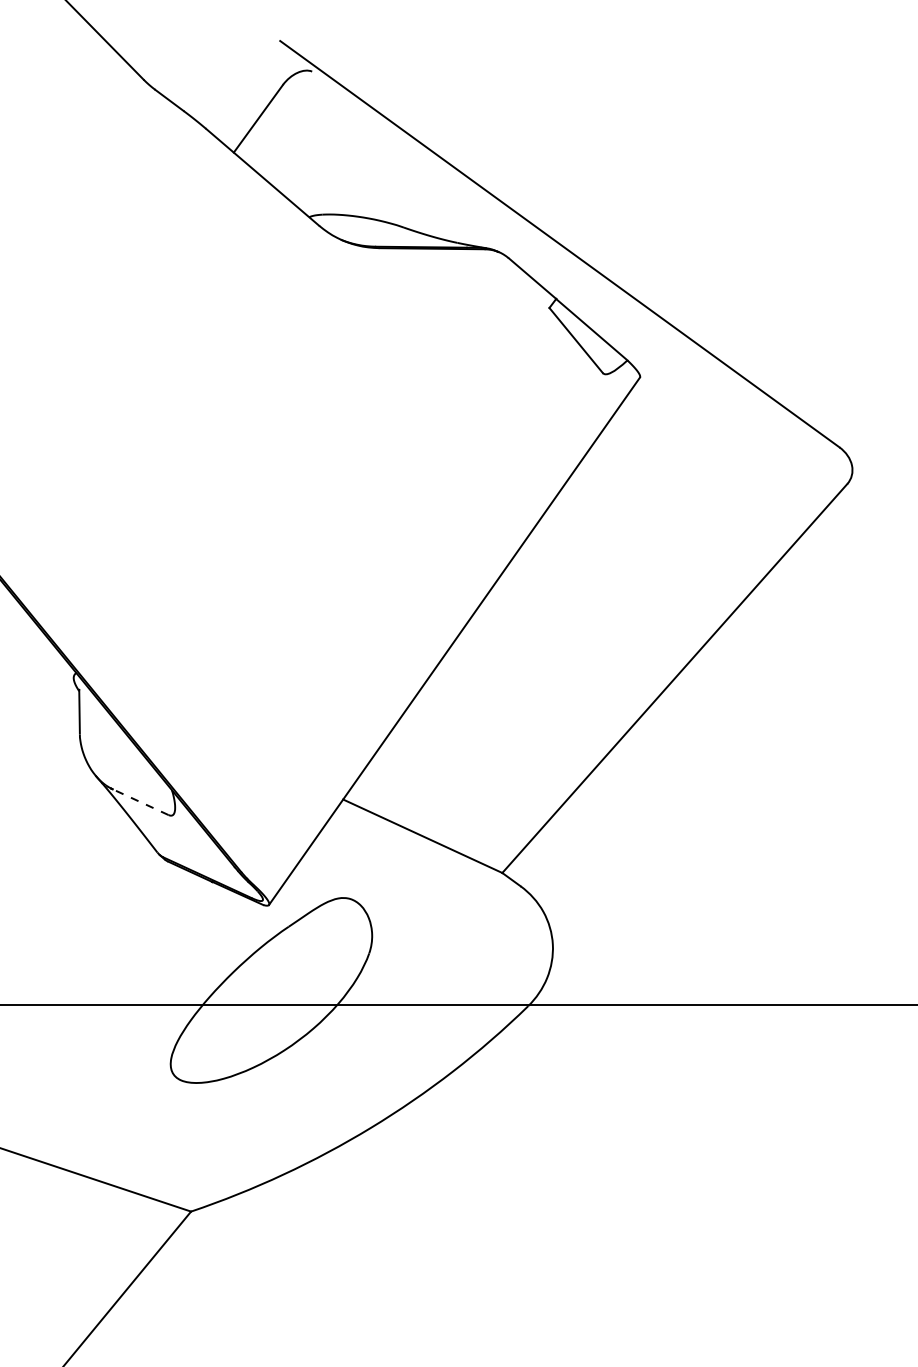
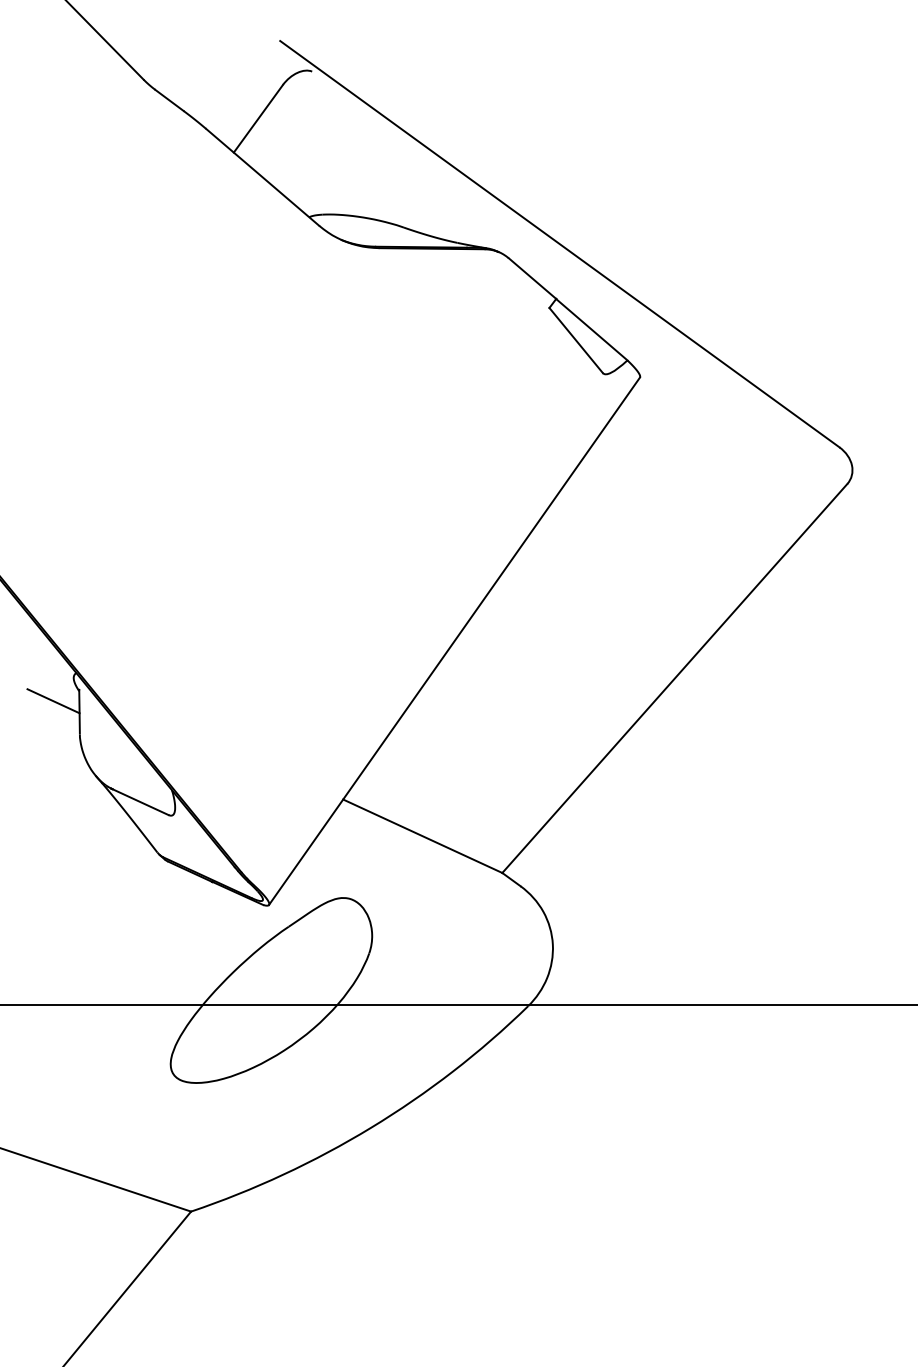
line: none -> present (53, 701)
line: dashed -> solid (140, 802)
